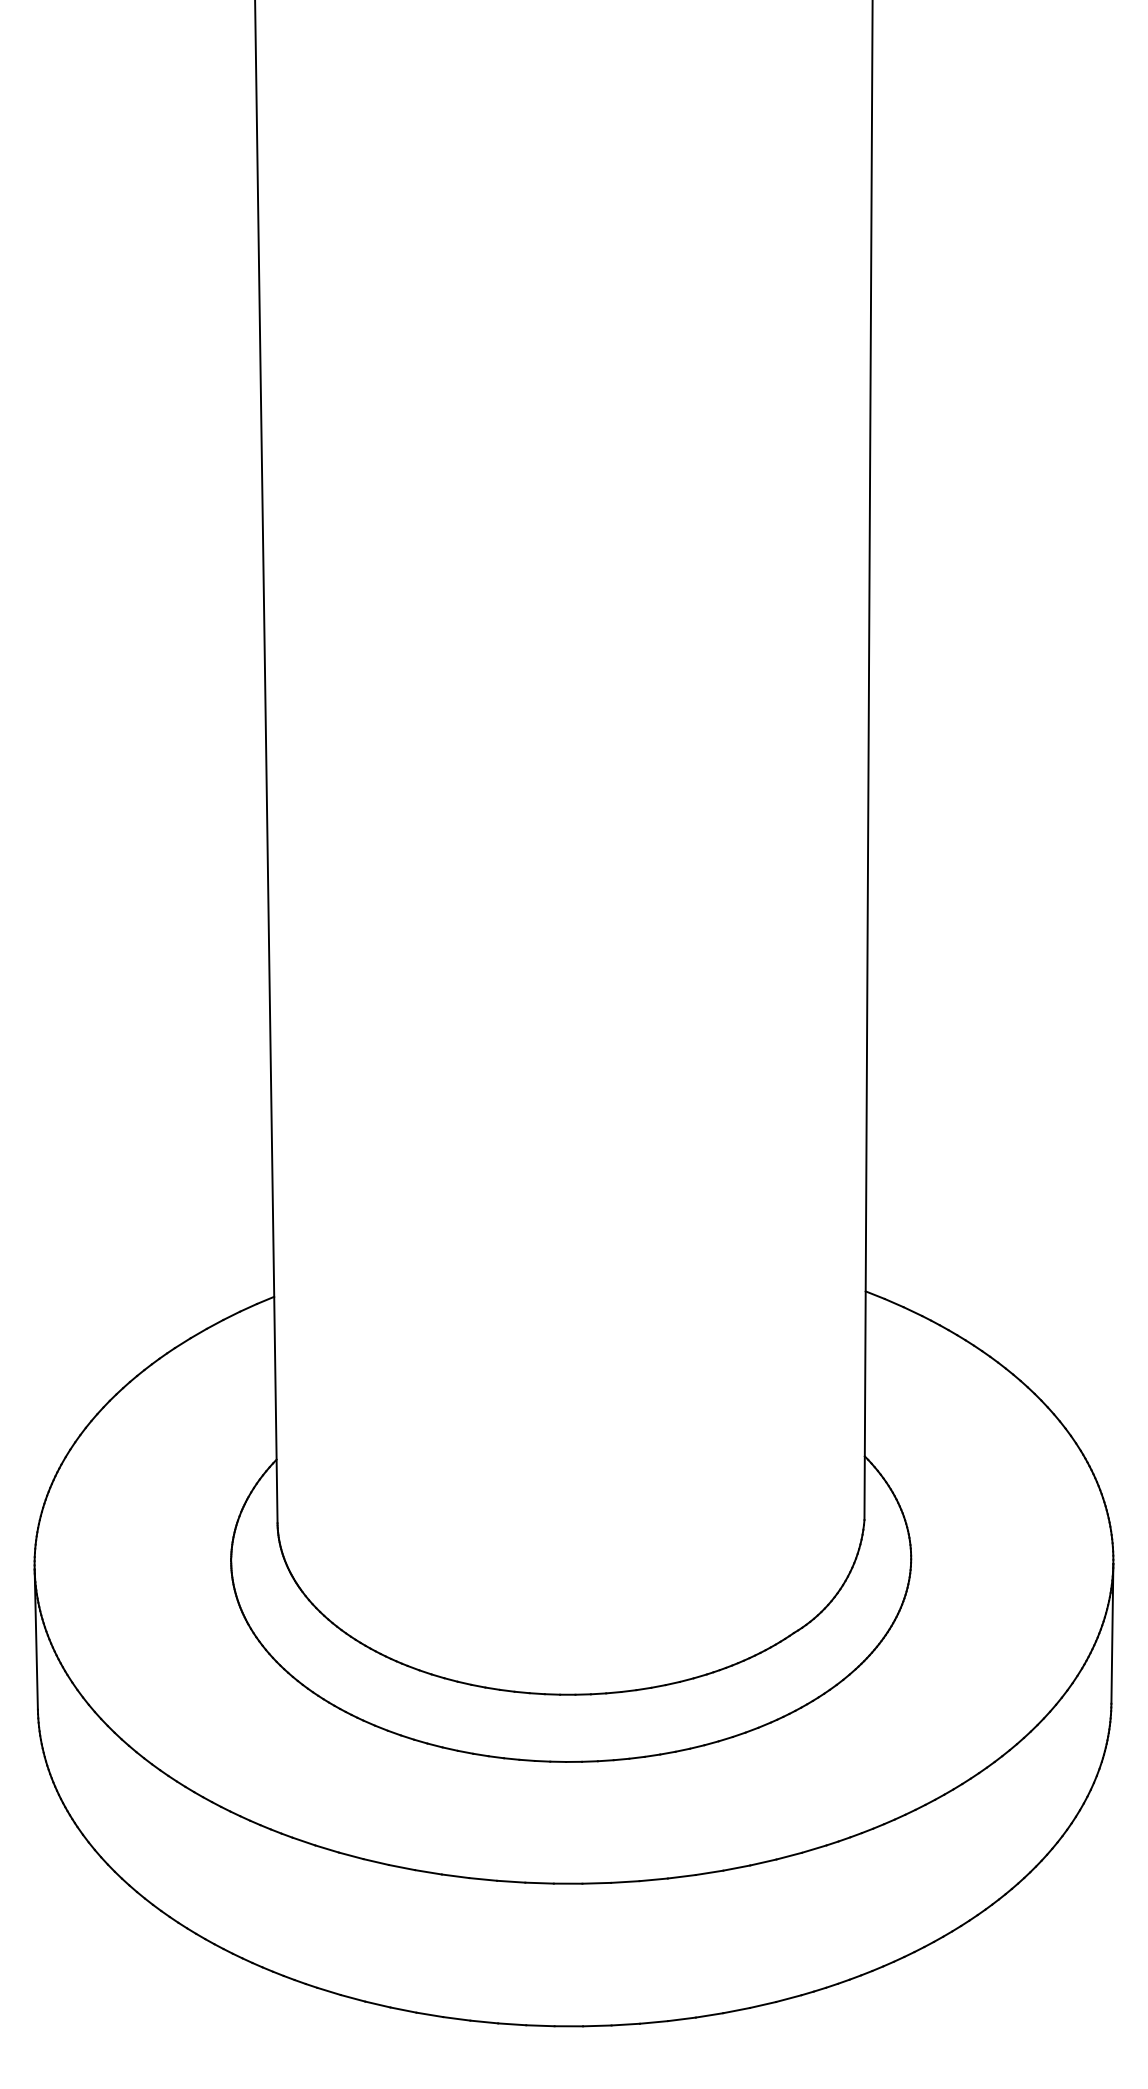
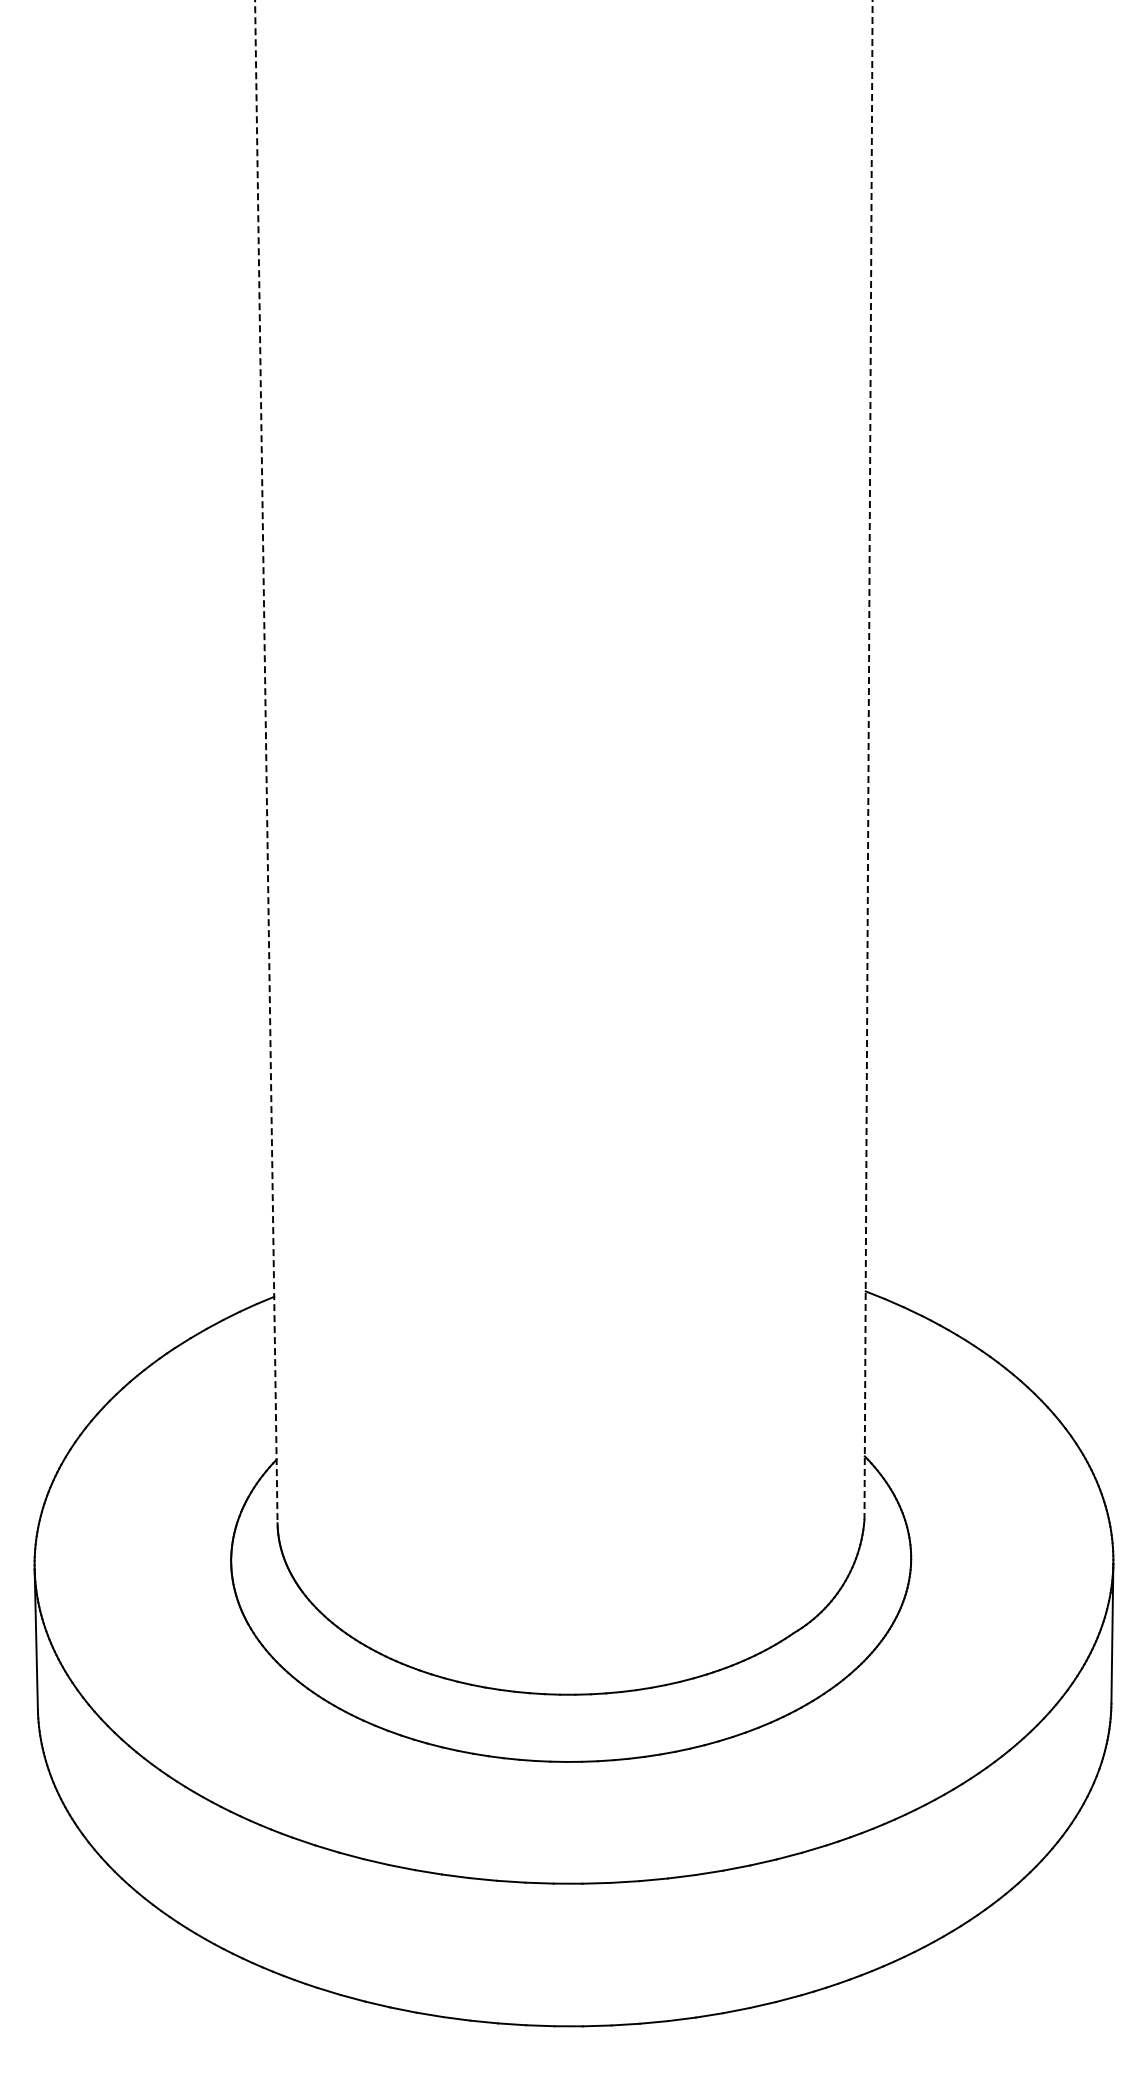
line: solid -> dashed (868, 760)
line: solid -> dashed (266, 762)
